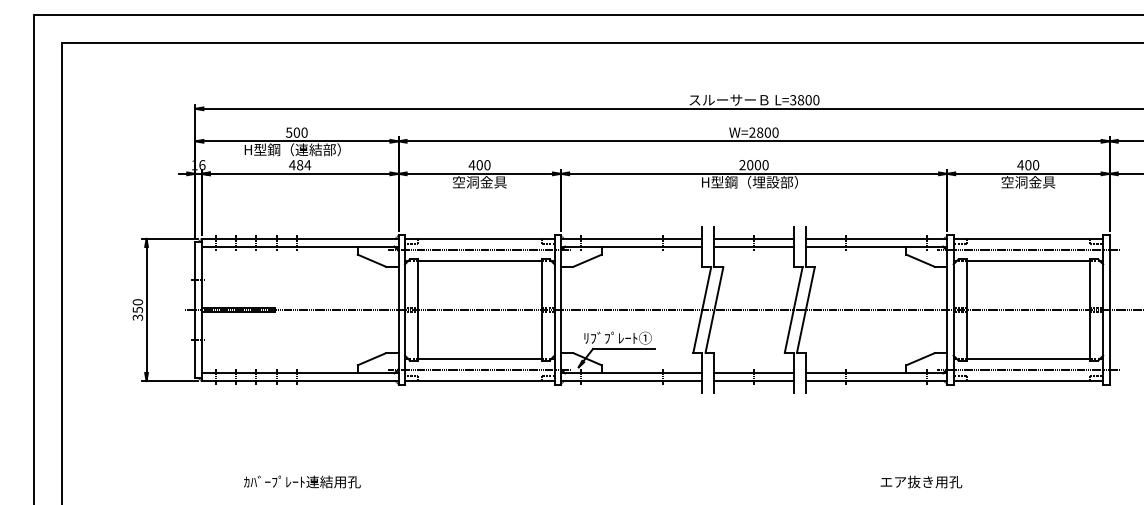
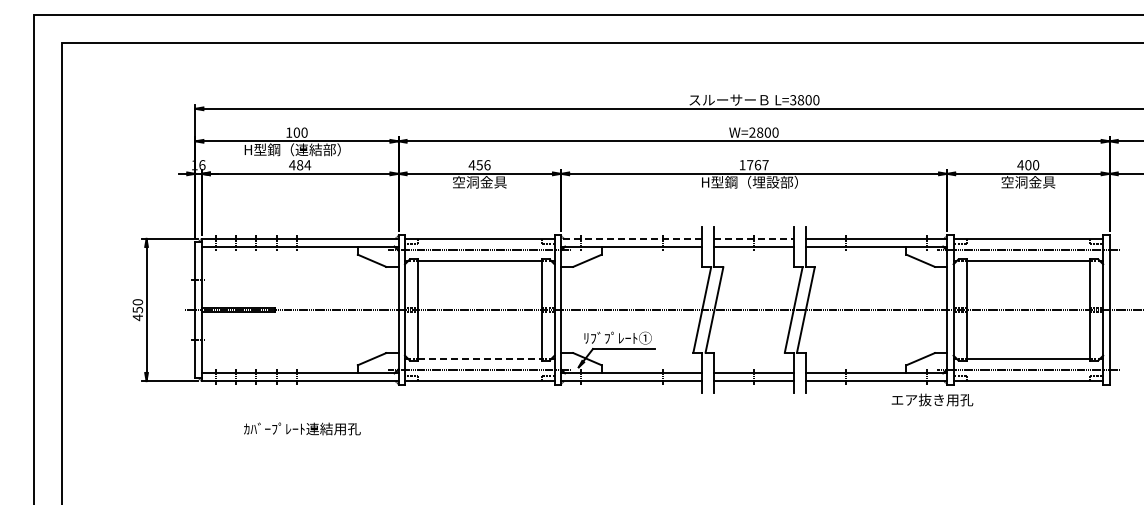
text: 500 -> 100 (289, 132)
text: 400 -> 456 (483, 165)
text: 2000 -> 1767 (753, 165)
line: solid -> dashed (631, 238)
line: solid -> dashed (754, 238)
text: 350 -> 450 (137, 317)
line: solid -> dashed (479, 358)
text position: (302, 481) -> (302, 428) (302, 428)
text position: (921, 481) -> (932, 399) (932, 399)
